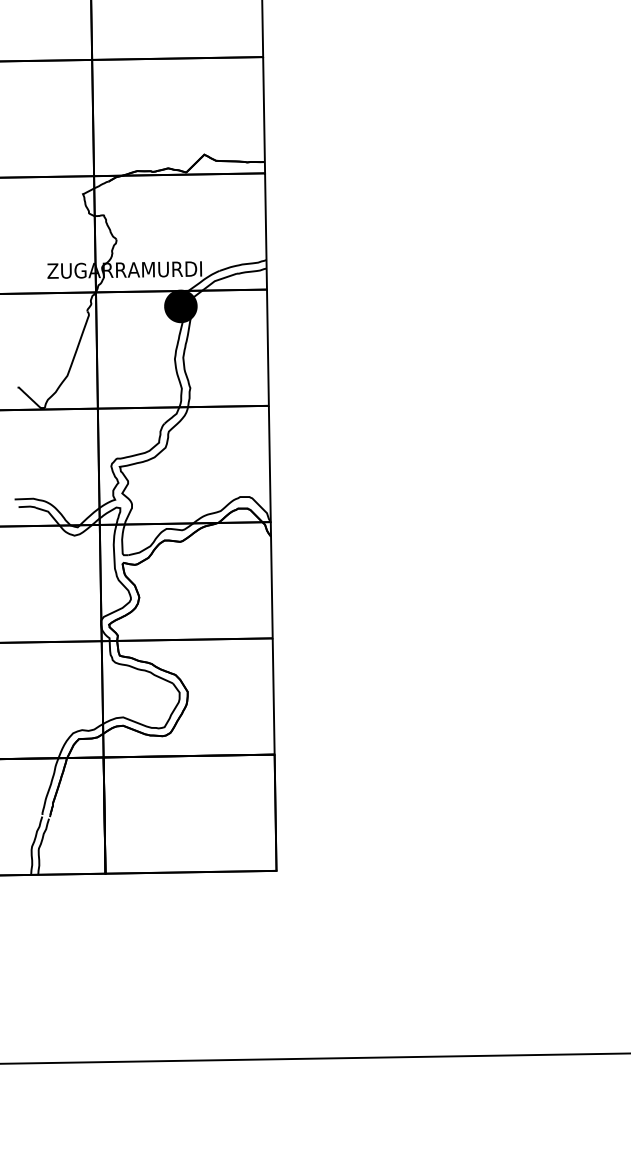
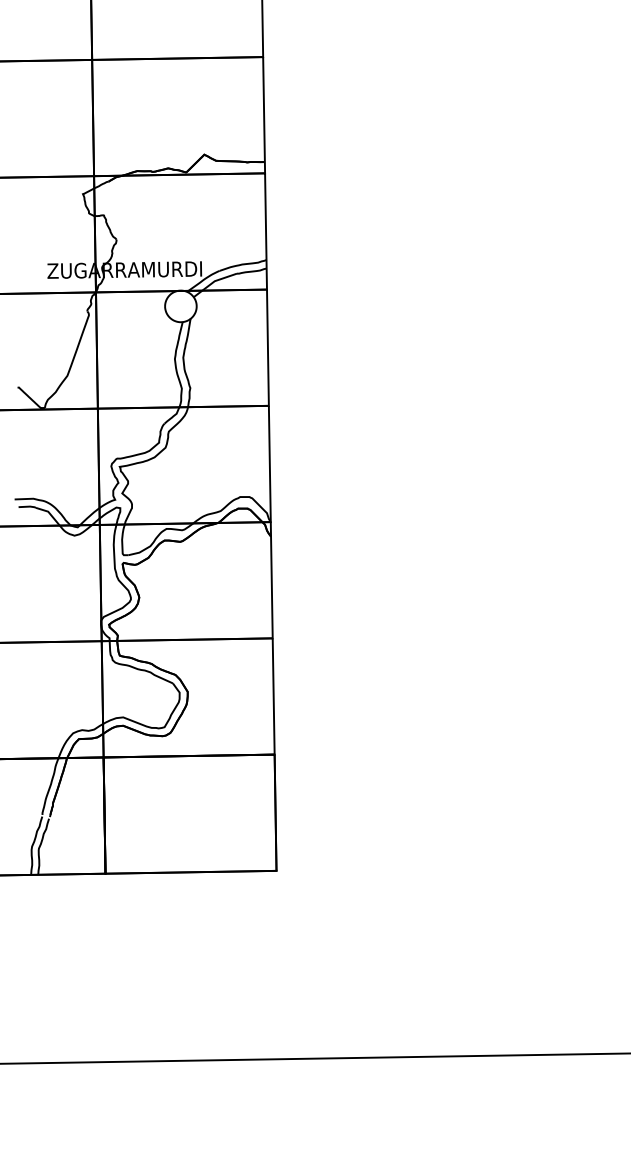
fill: present -> none (180, 306)
fill: present -> none (180, 306)
